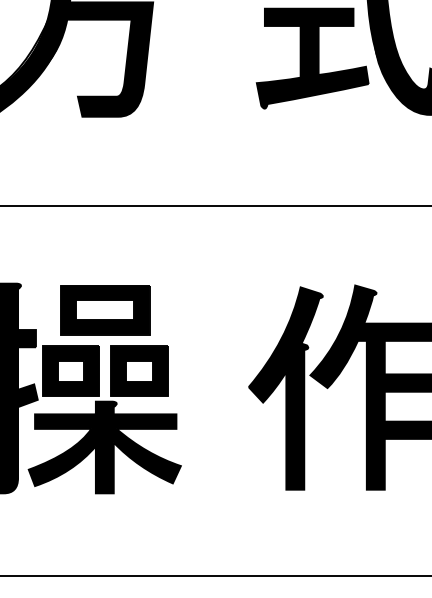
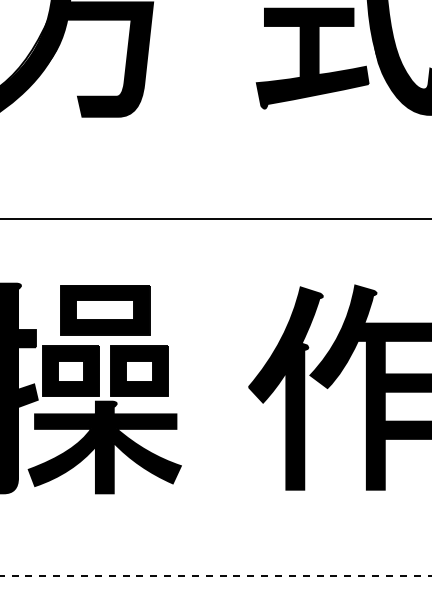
line position: (215, 205) -> (215, 218) (215, 218)
line: solid -> dashed (216, 575)
